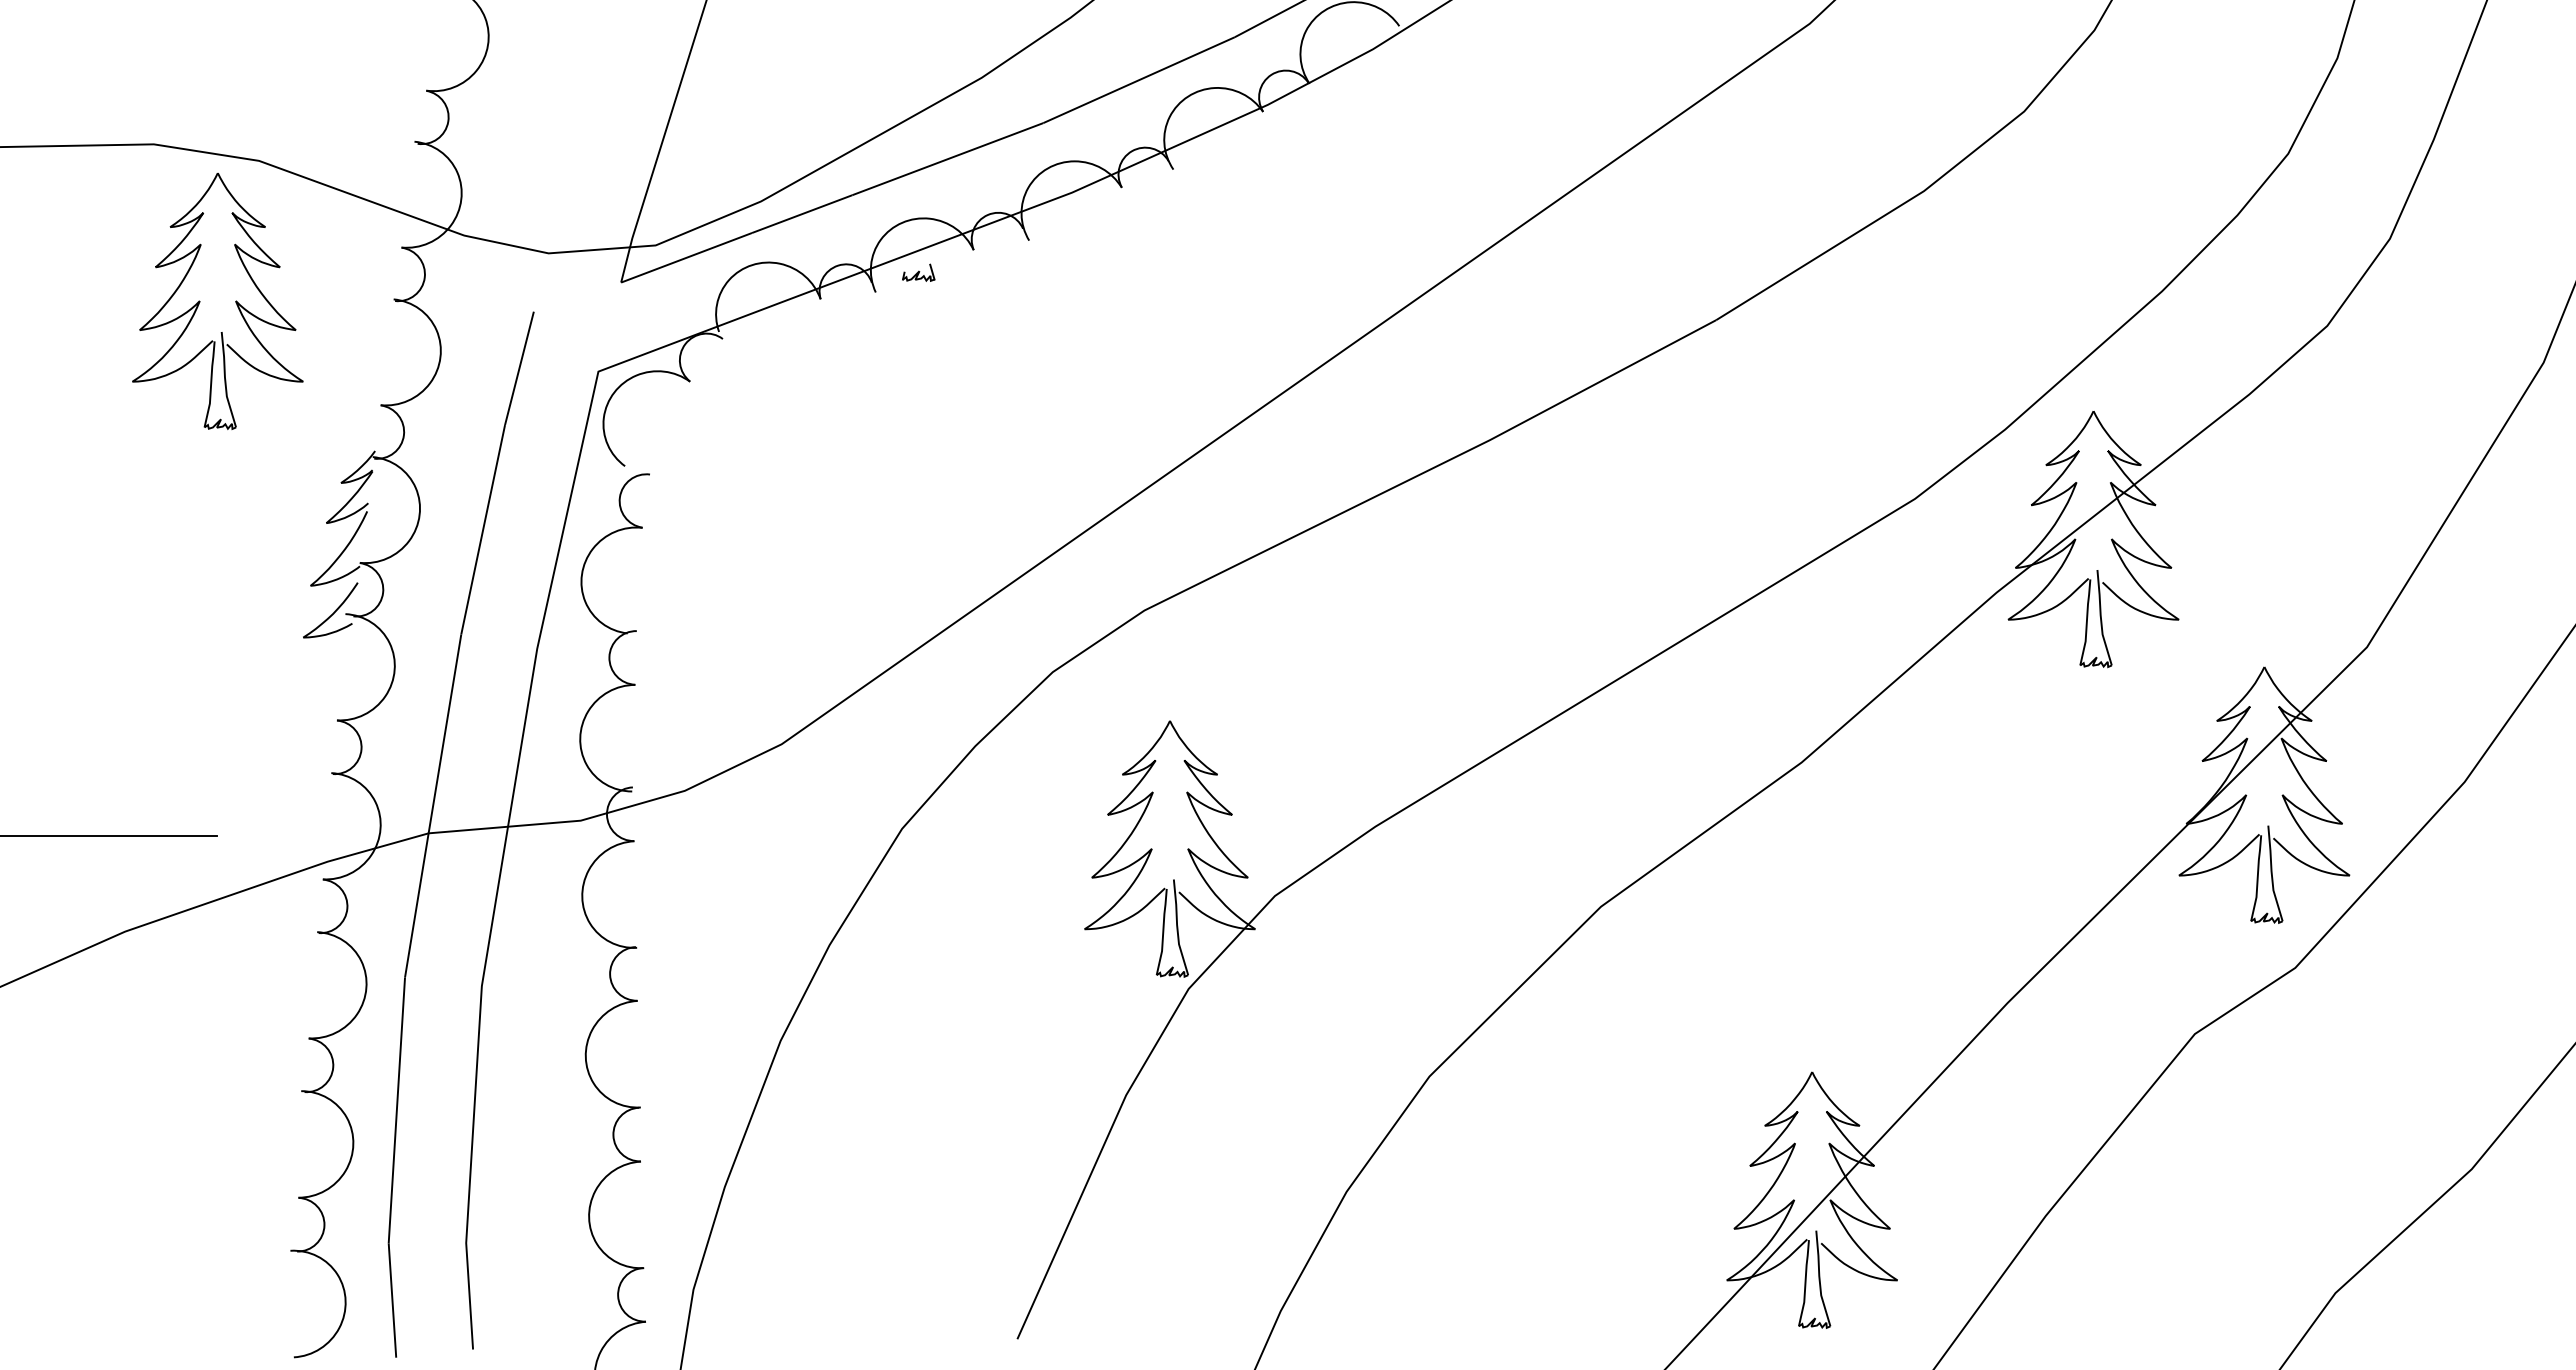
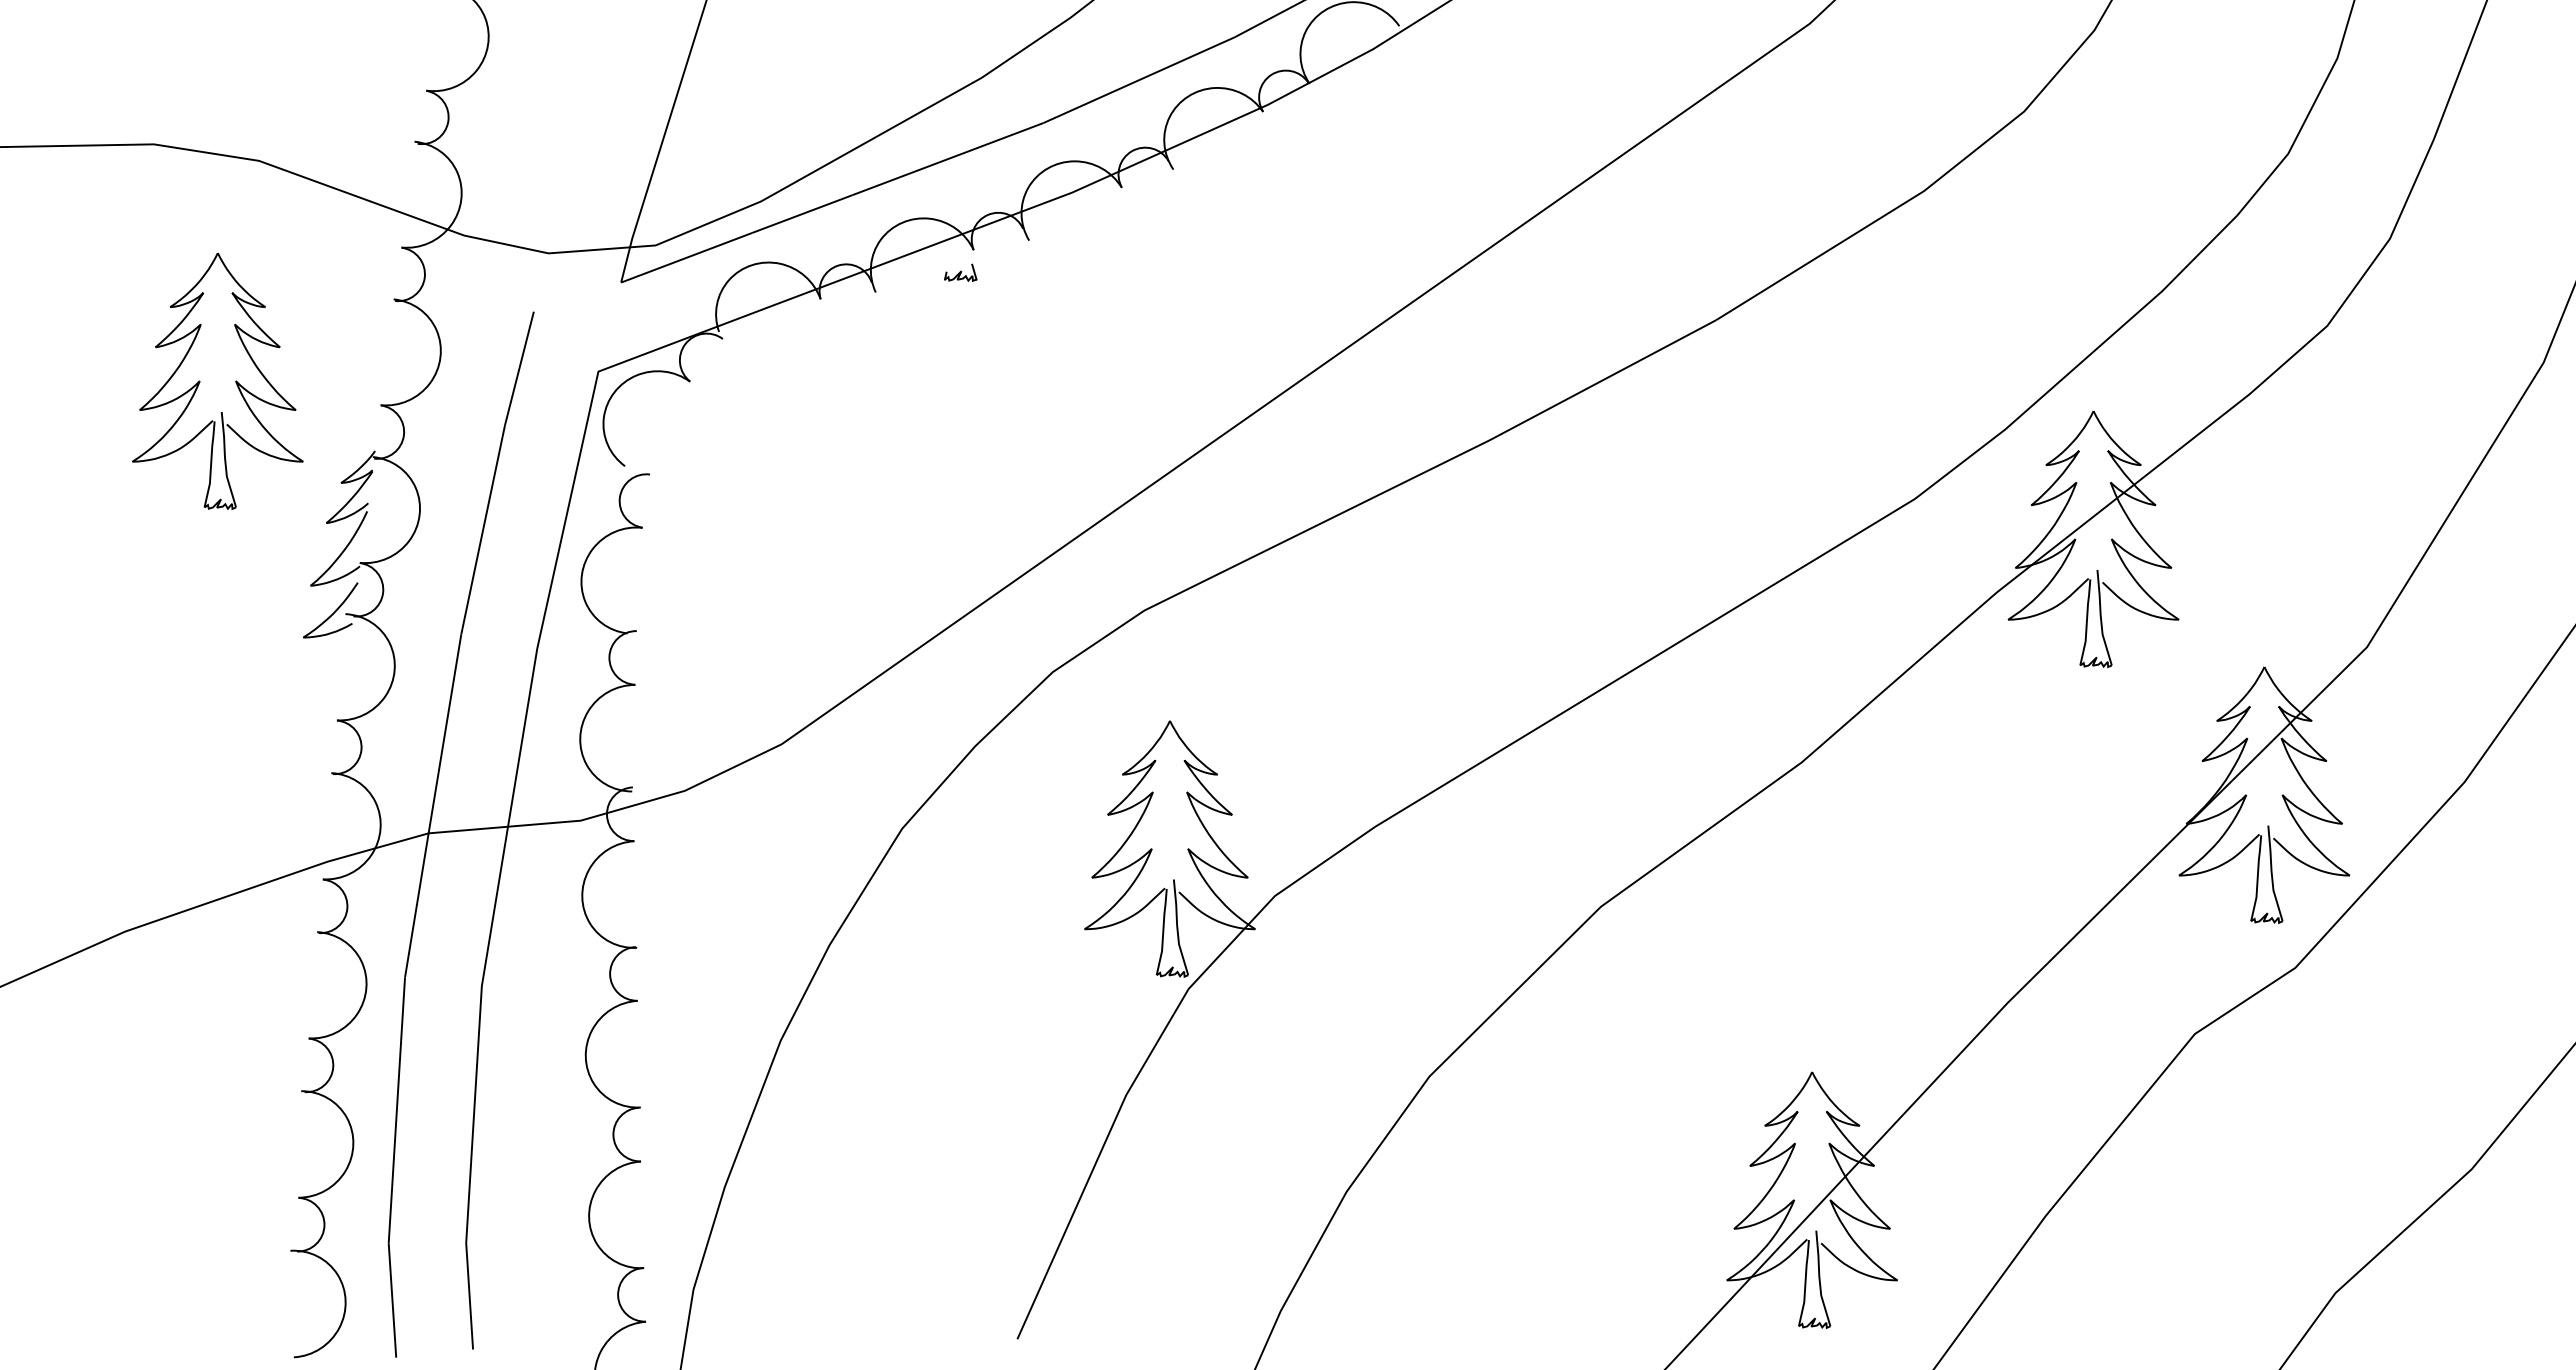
part position: (918, 272) -> (960, 272) (960, 272)
part position: (200, 301) -> (200, 381) (200, 381)
line: present -> none (109, 836)
